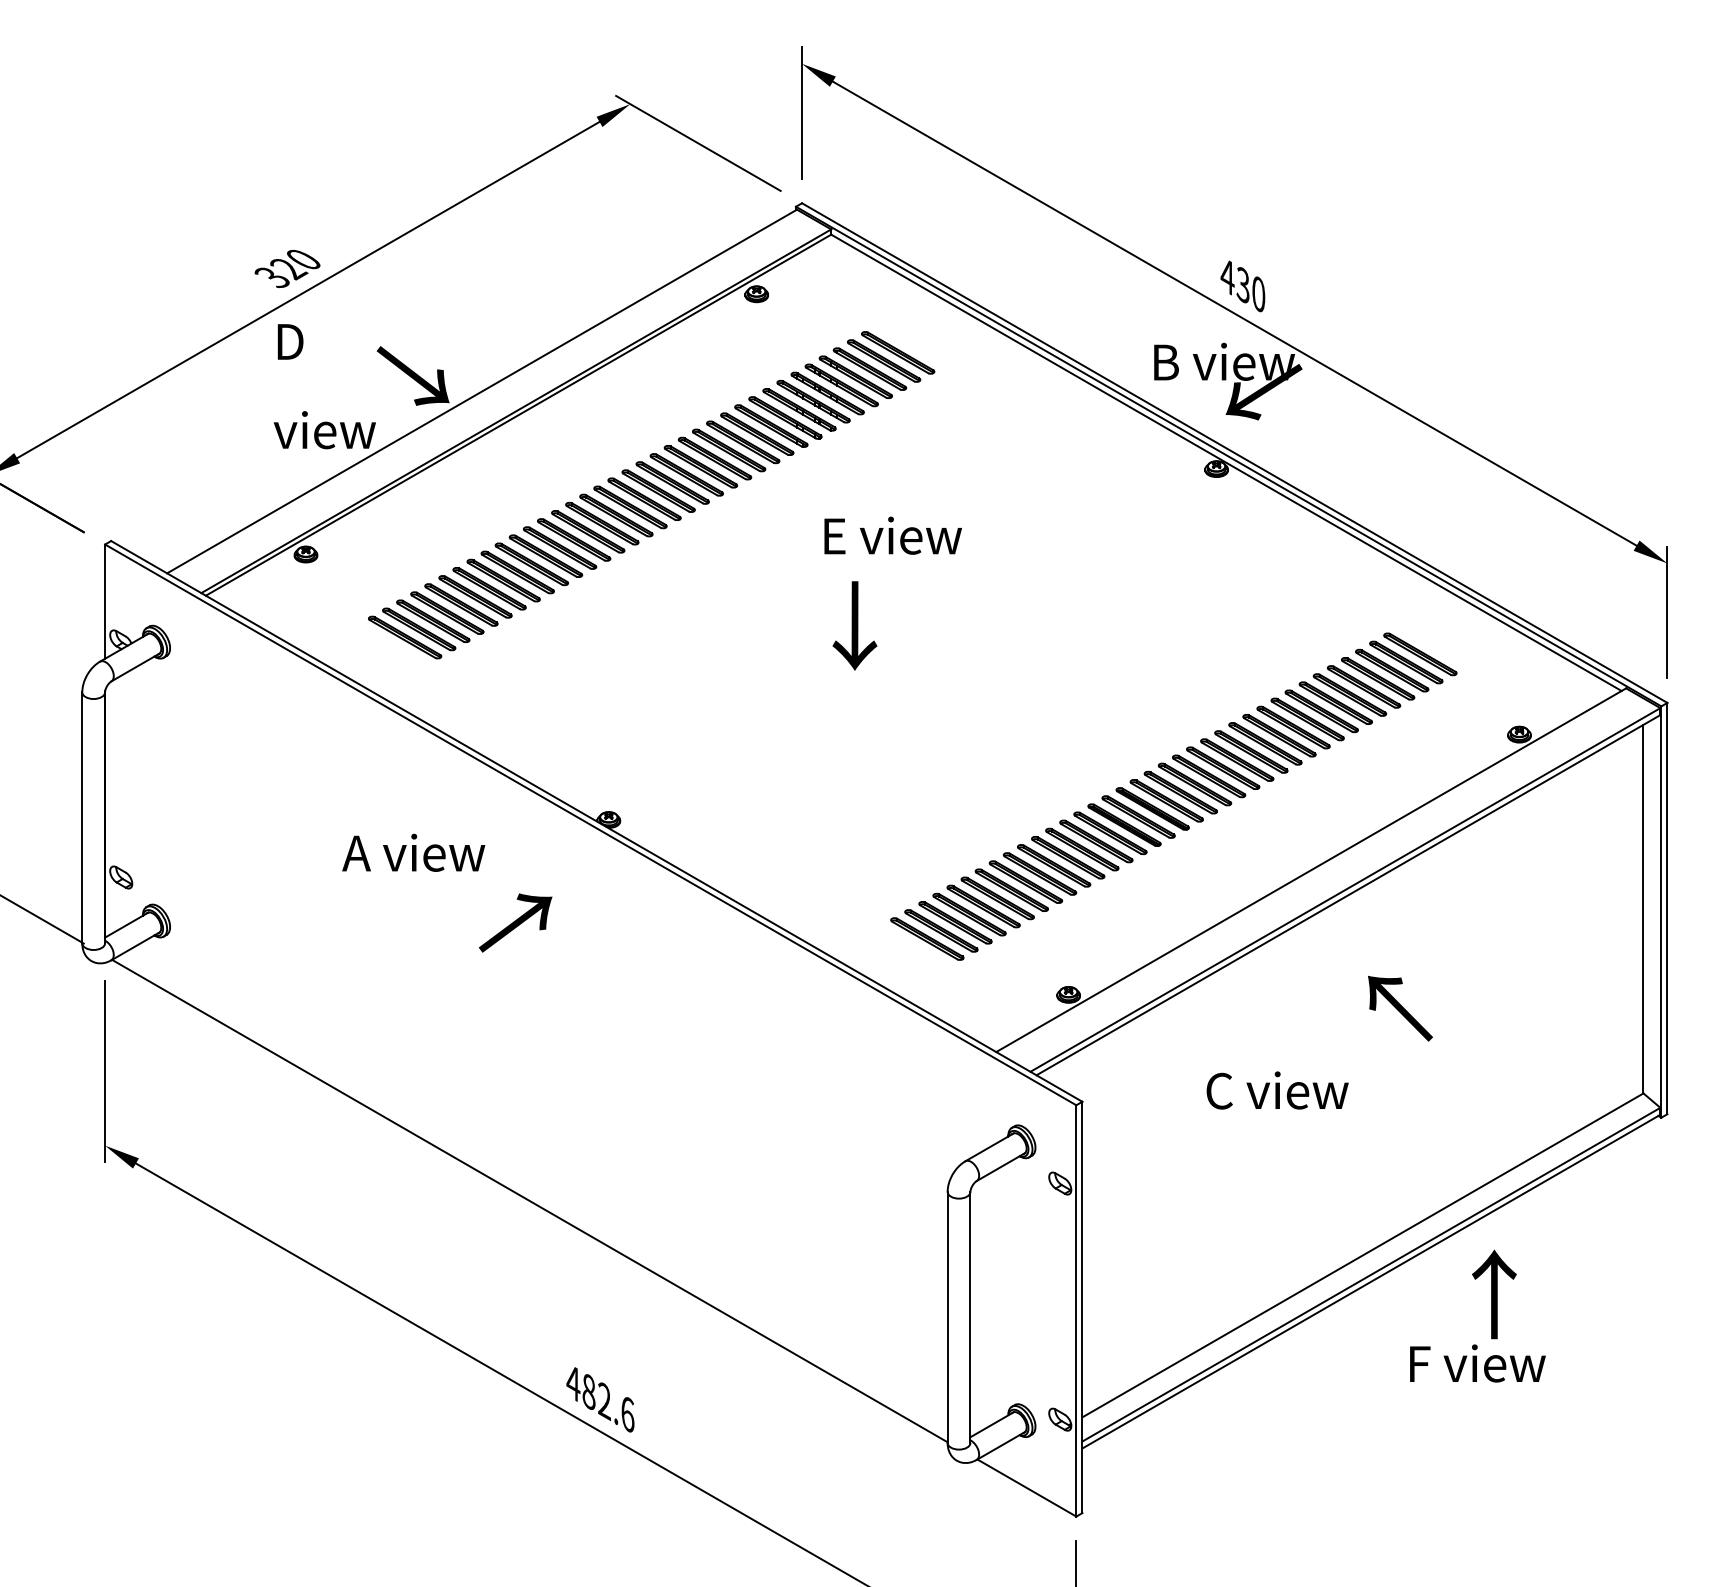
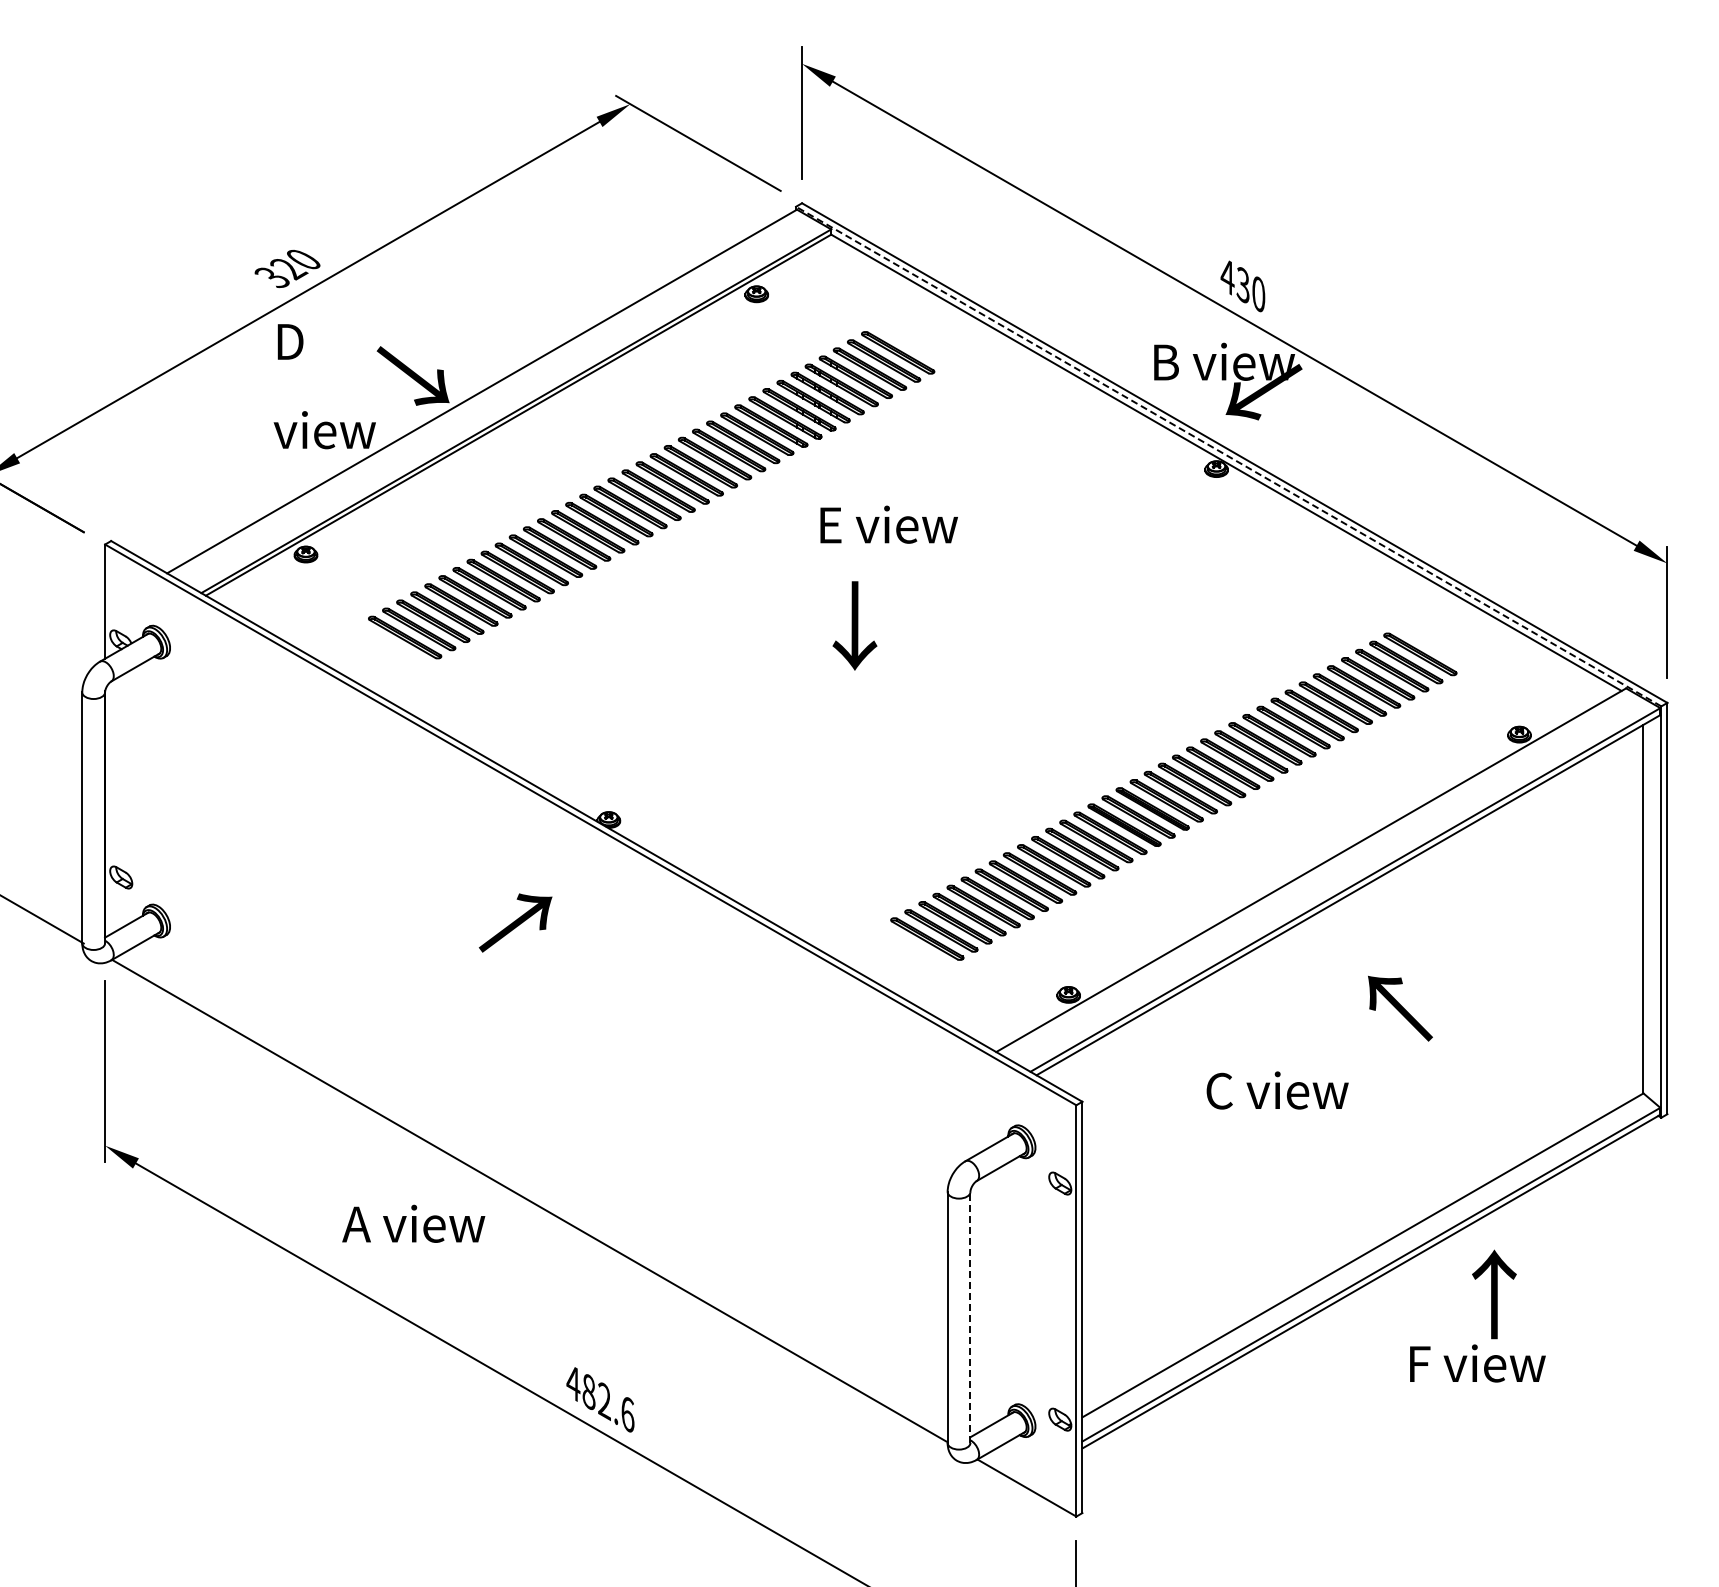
line: solid -> dashed (1228, 456)
text position: (892, 535) -> (888, 524) (888, 524)
text position: (413, 852) -> (413, 1223) (413, 1223)
line: solid -> dashed (970, 1317)
